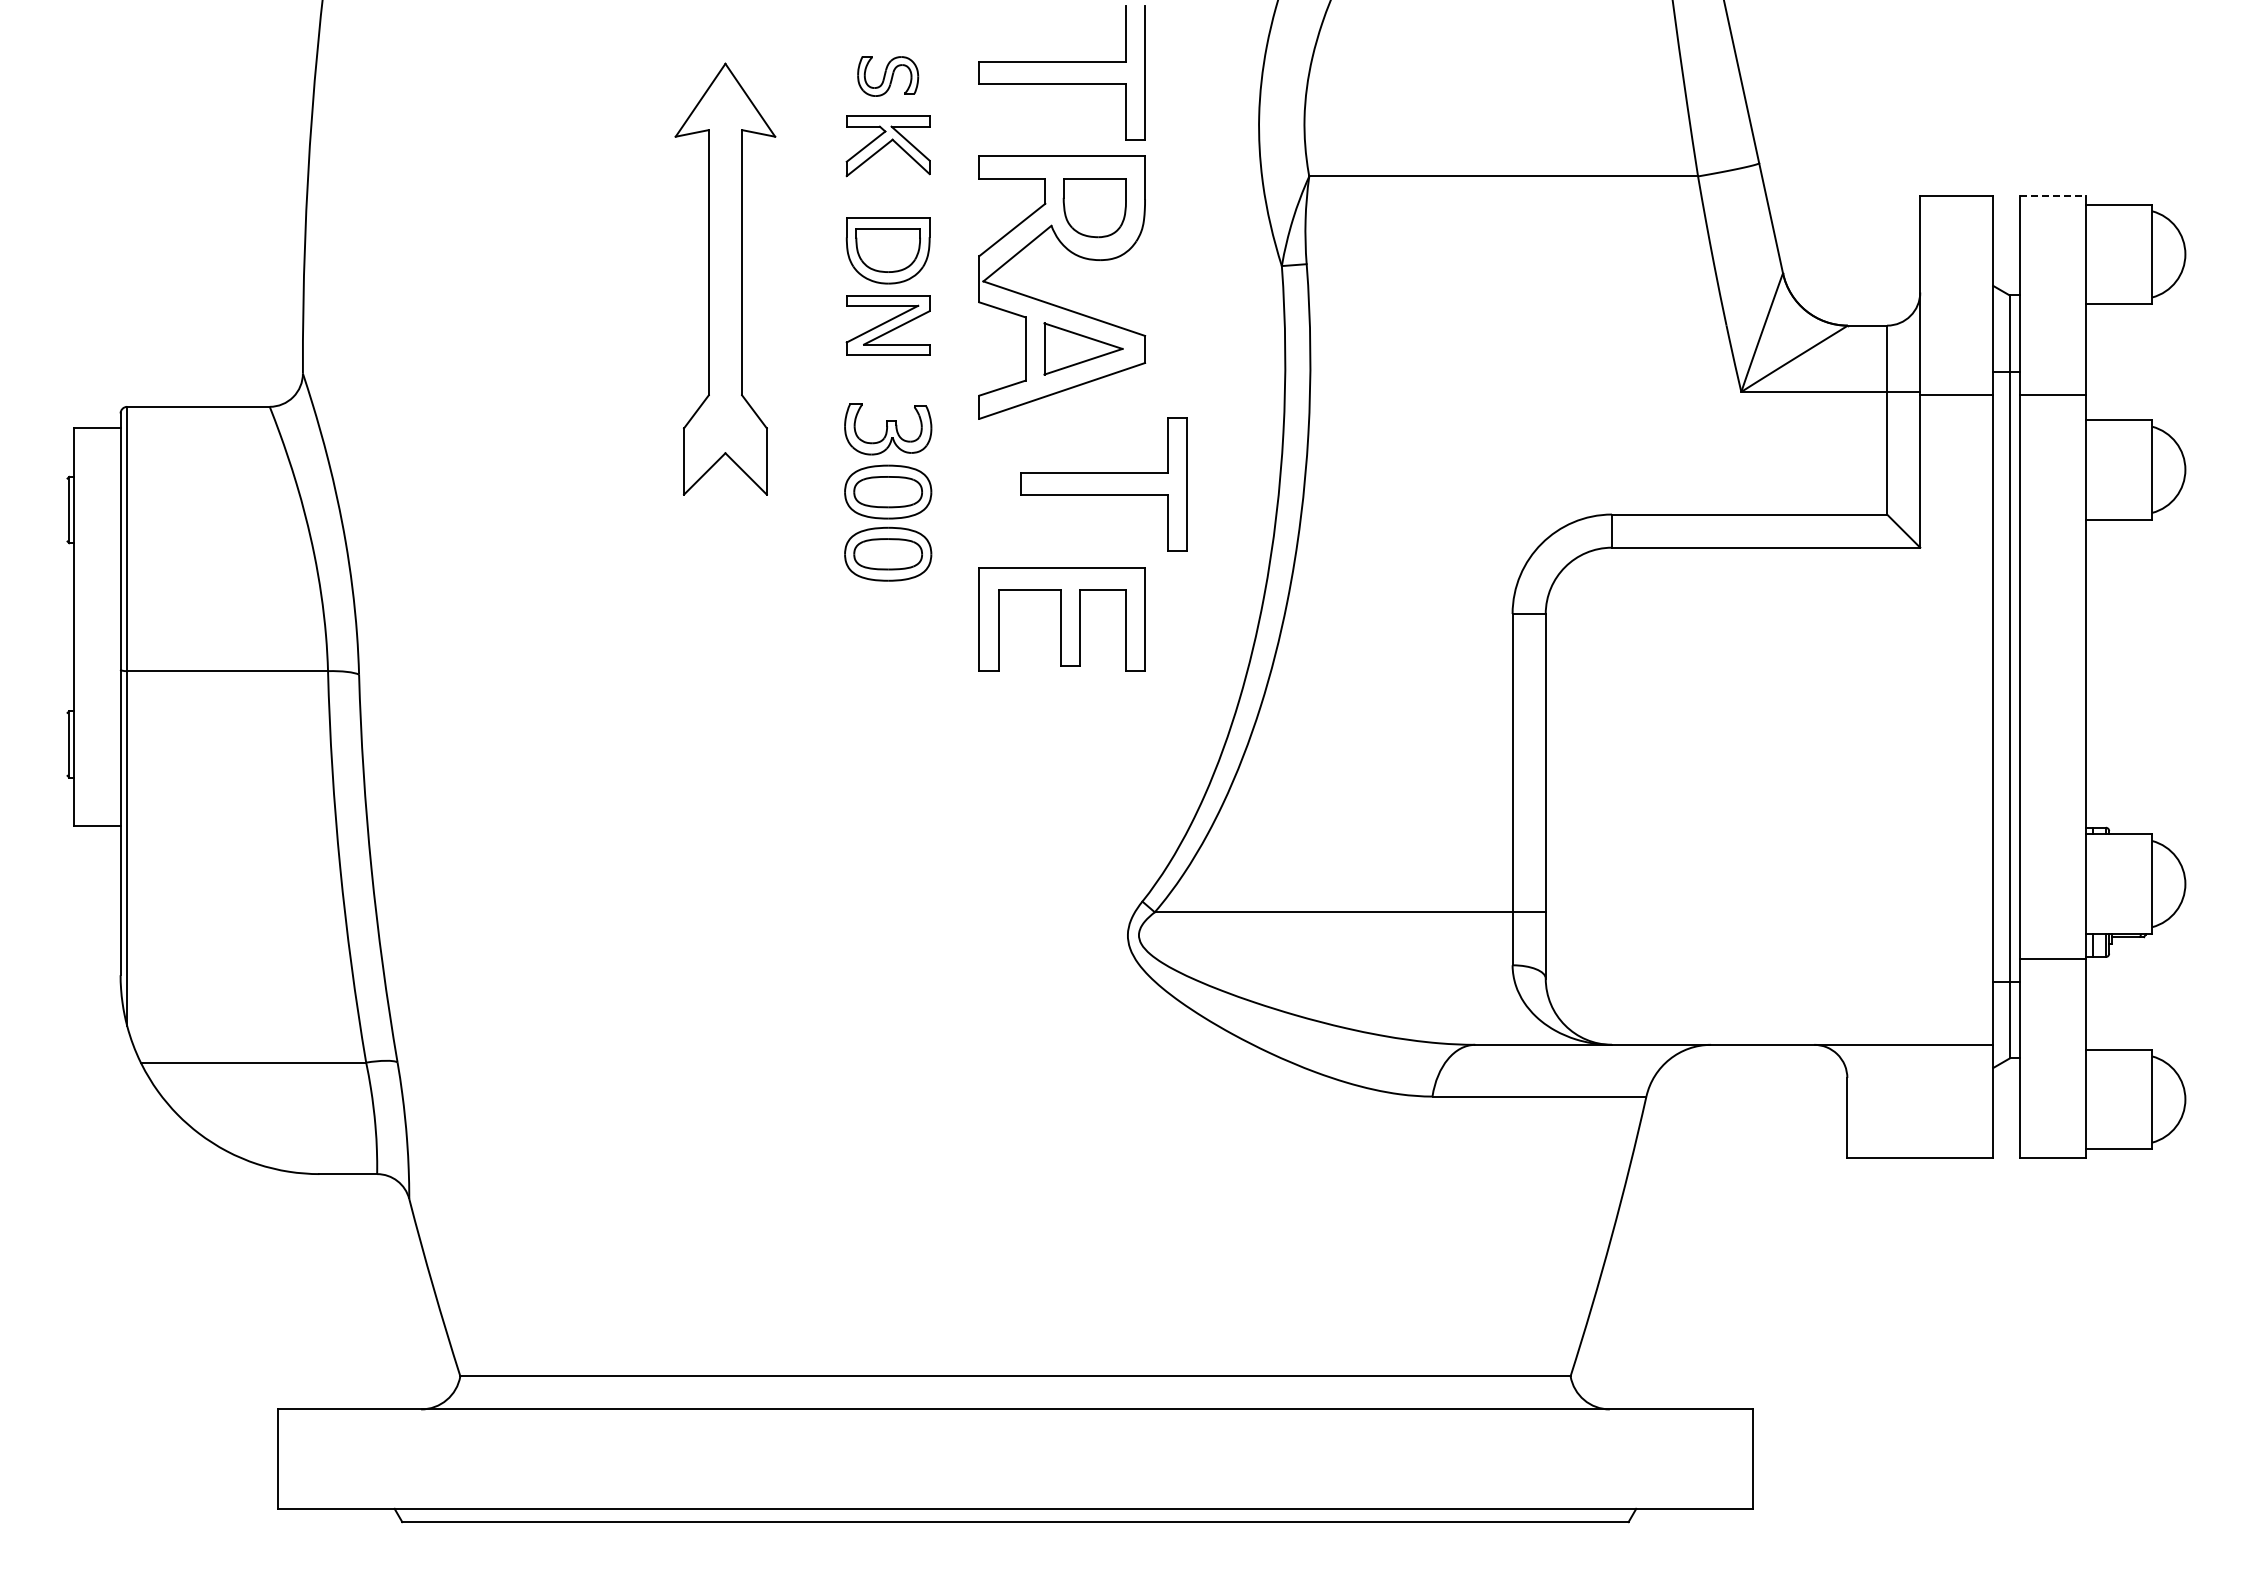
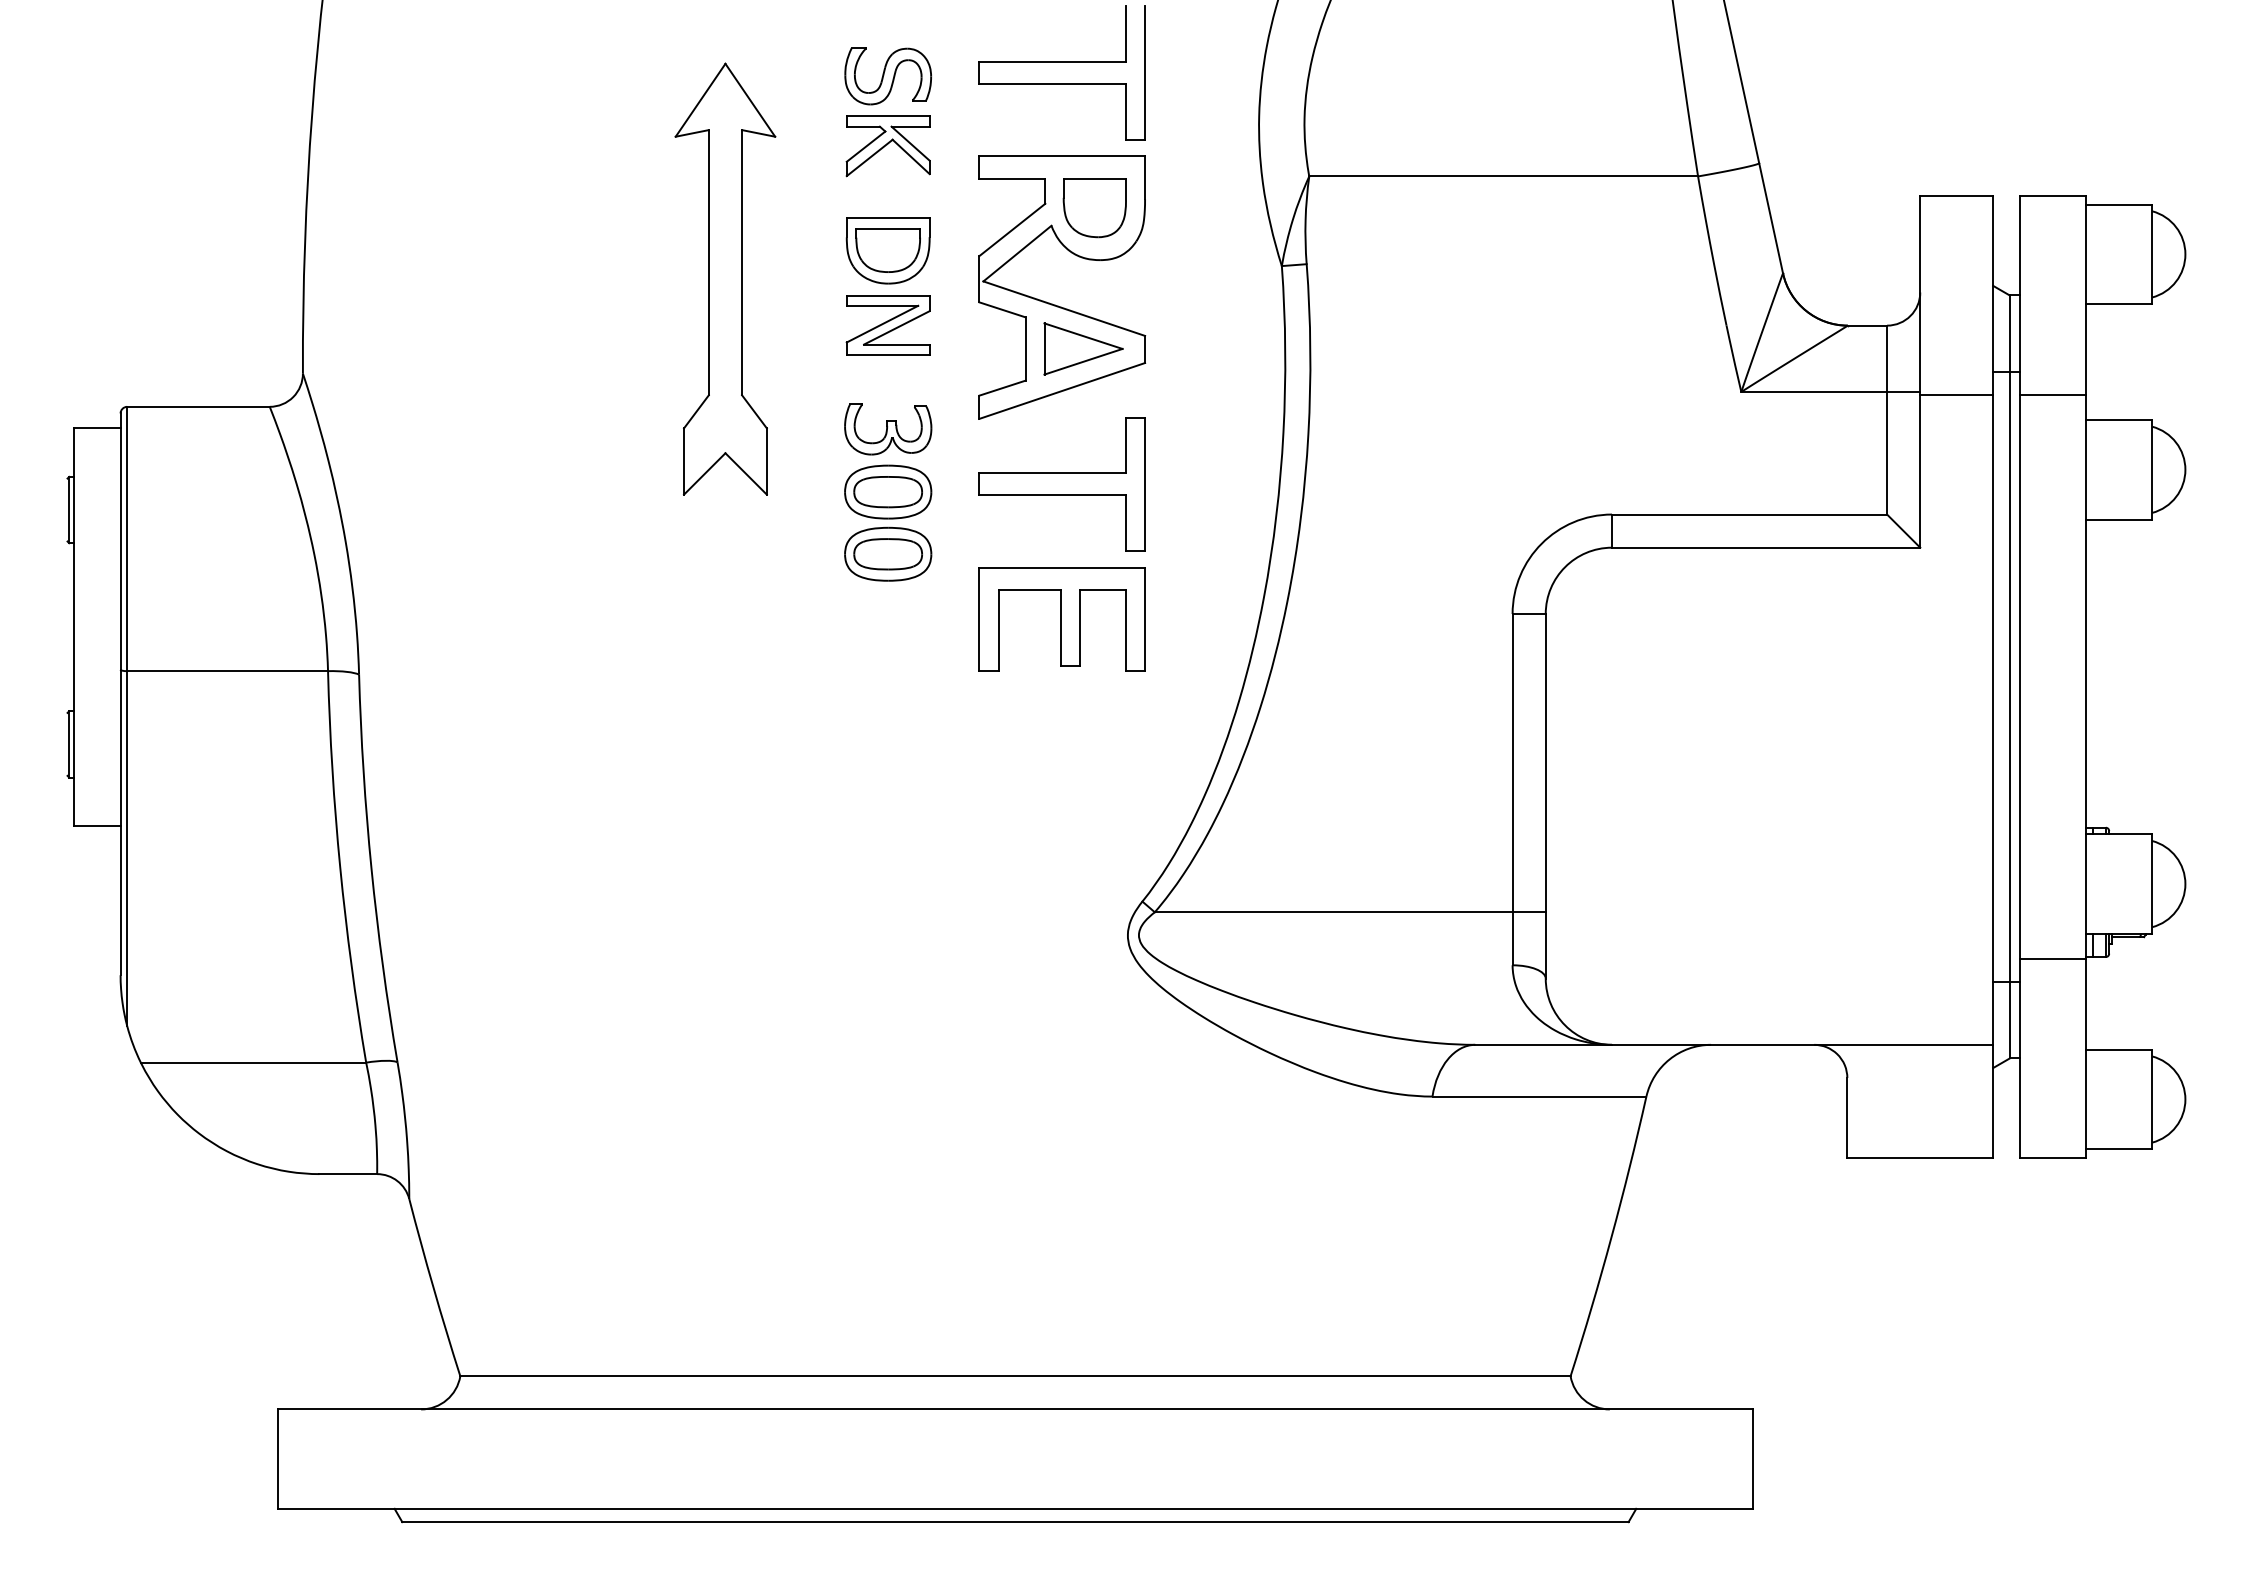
part size: 63x41 px -> 88x59 px (887, 76)
line: dashed -> solid (2053, 196)
part position: (1103, 484) -> (1061, 484) (1061, 484)
